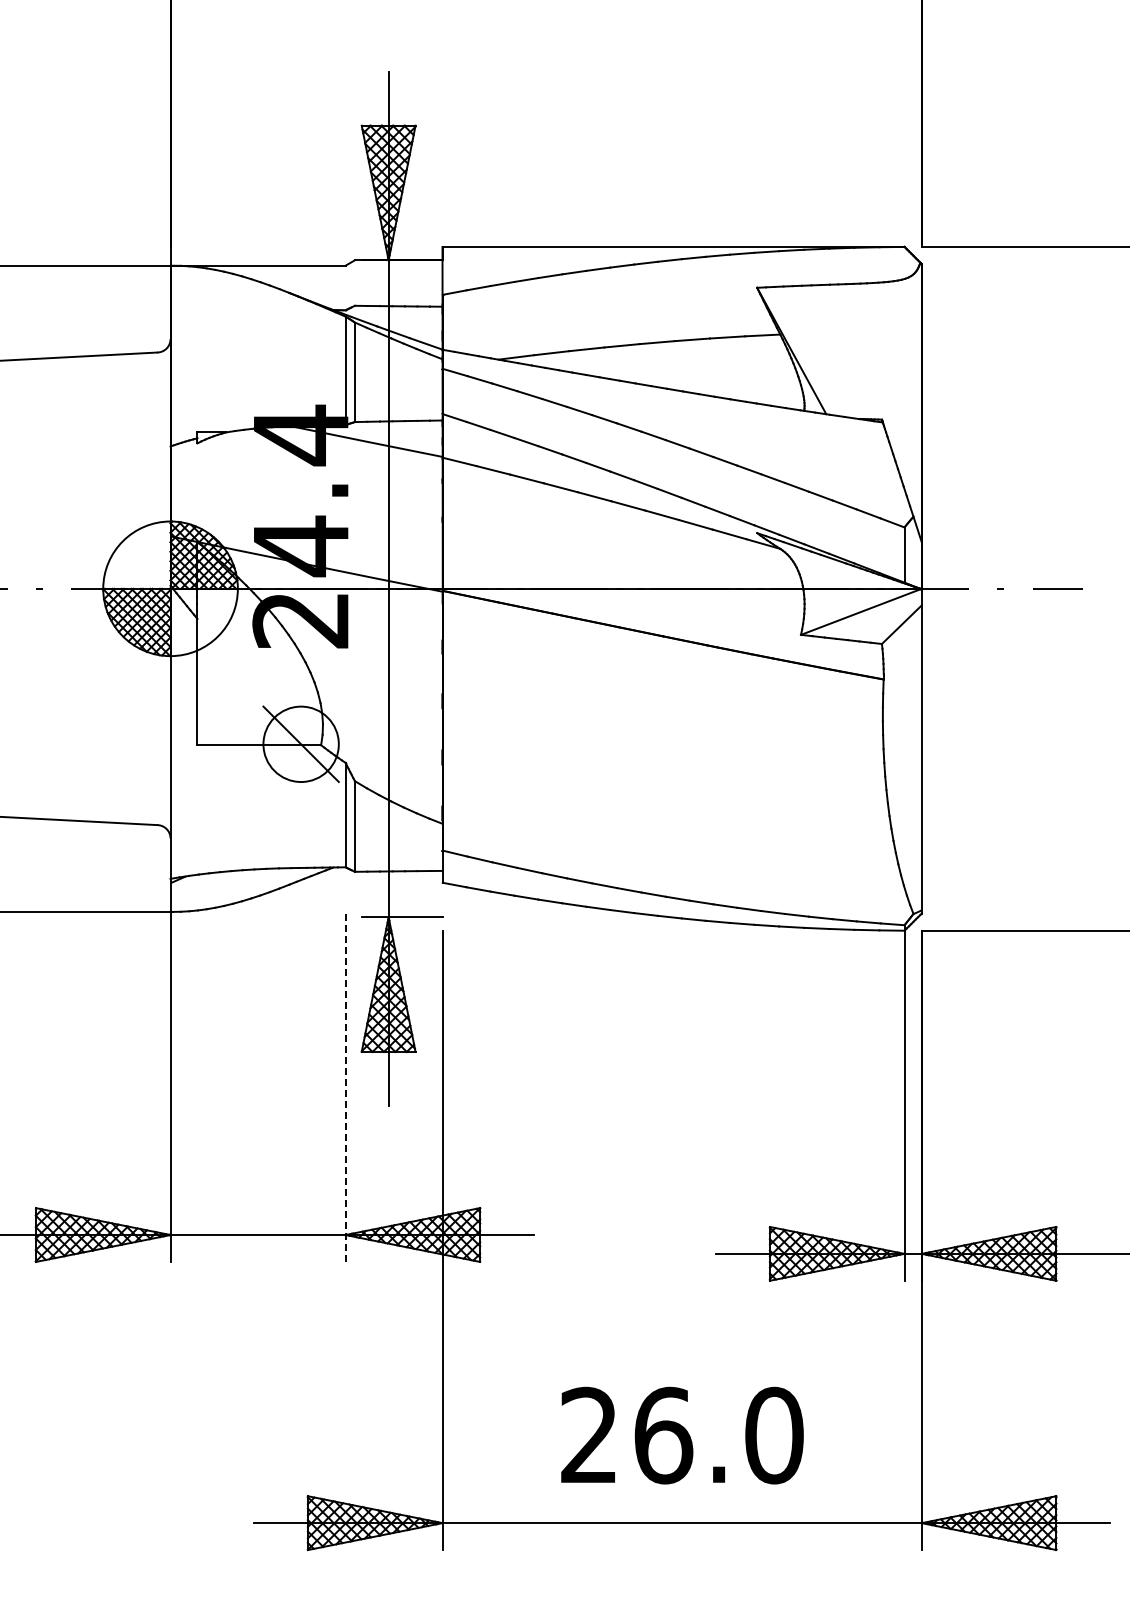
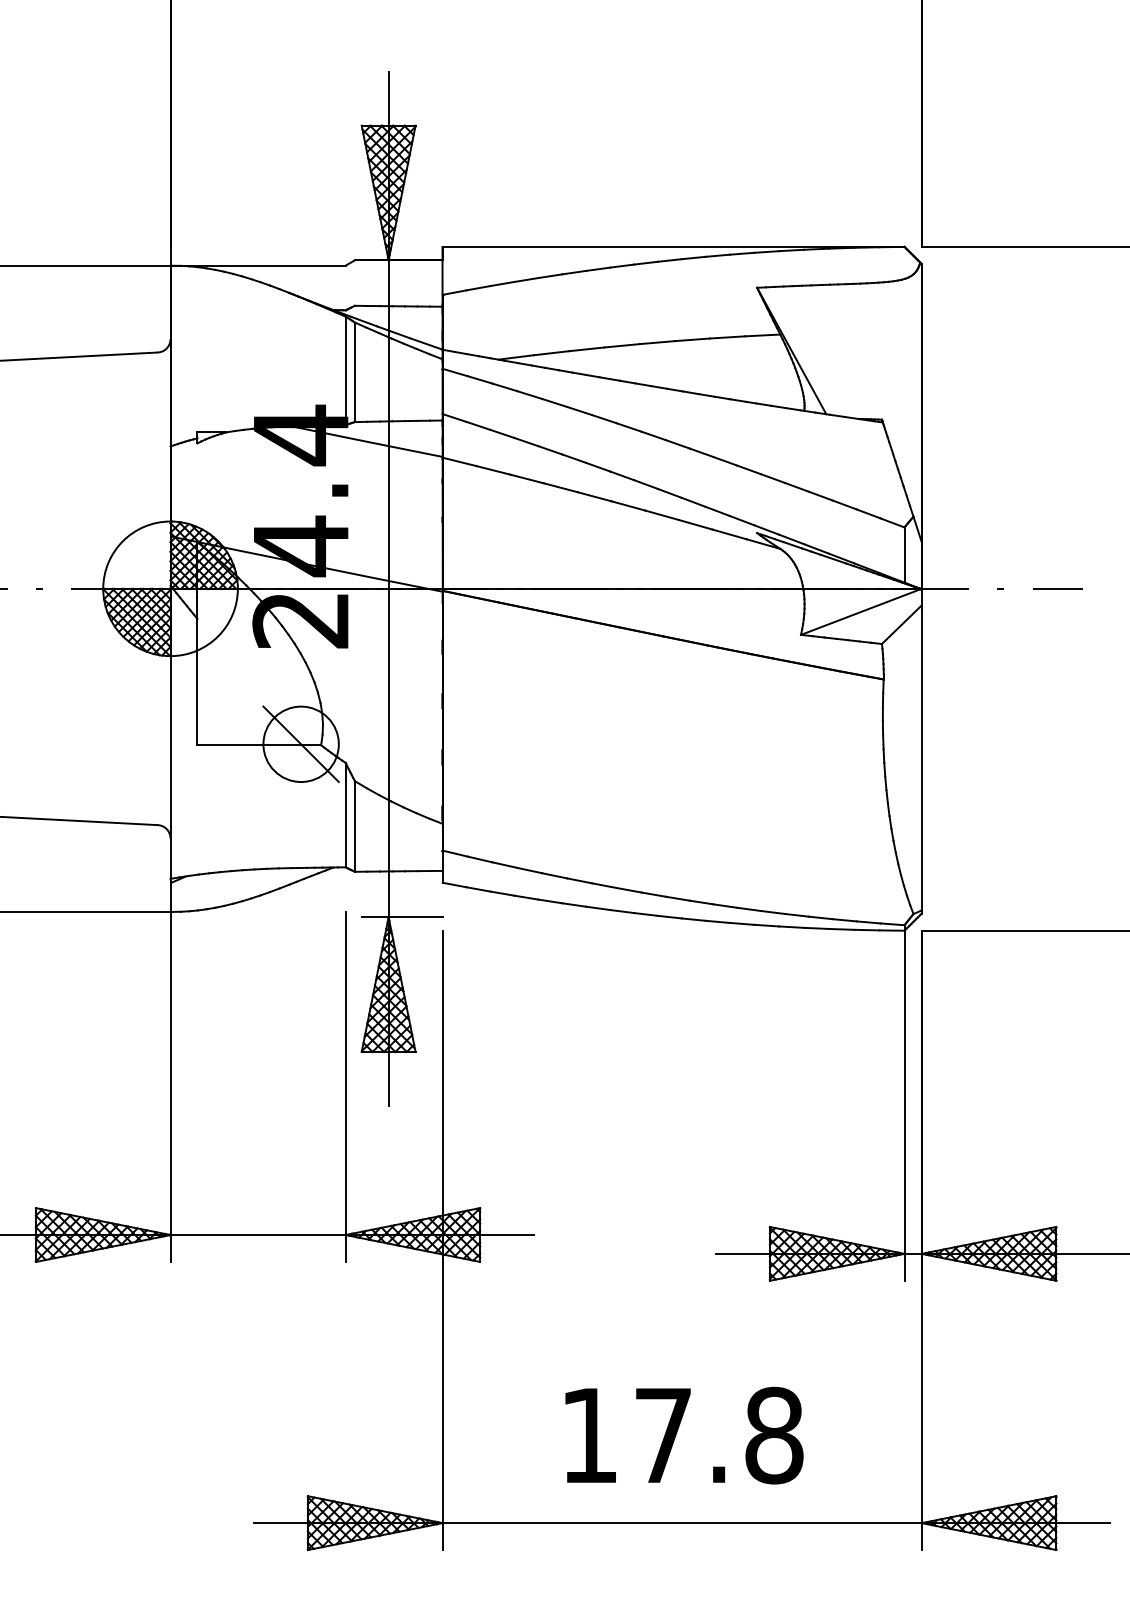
line: dashed -> solid (345, 1086)
text: 26.0 -> 17.8 (682, 1435)
